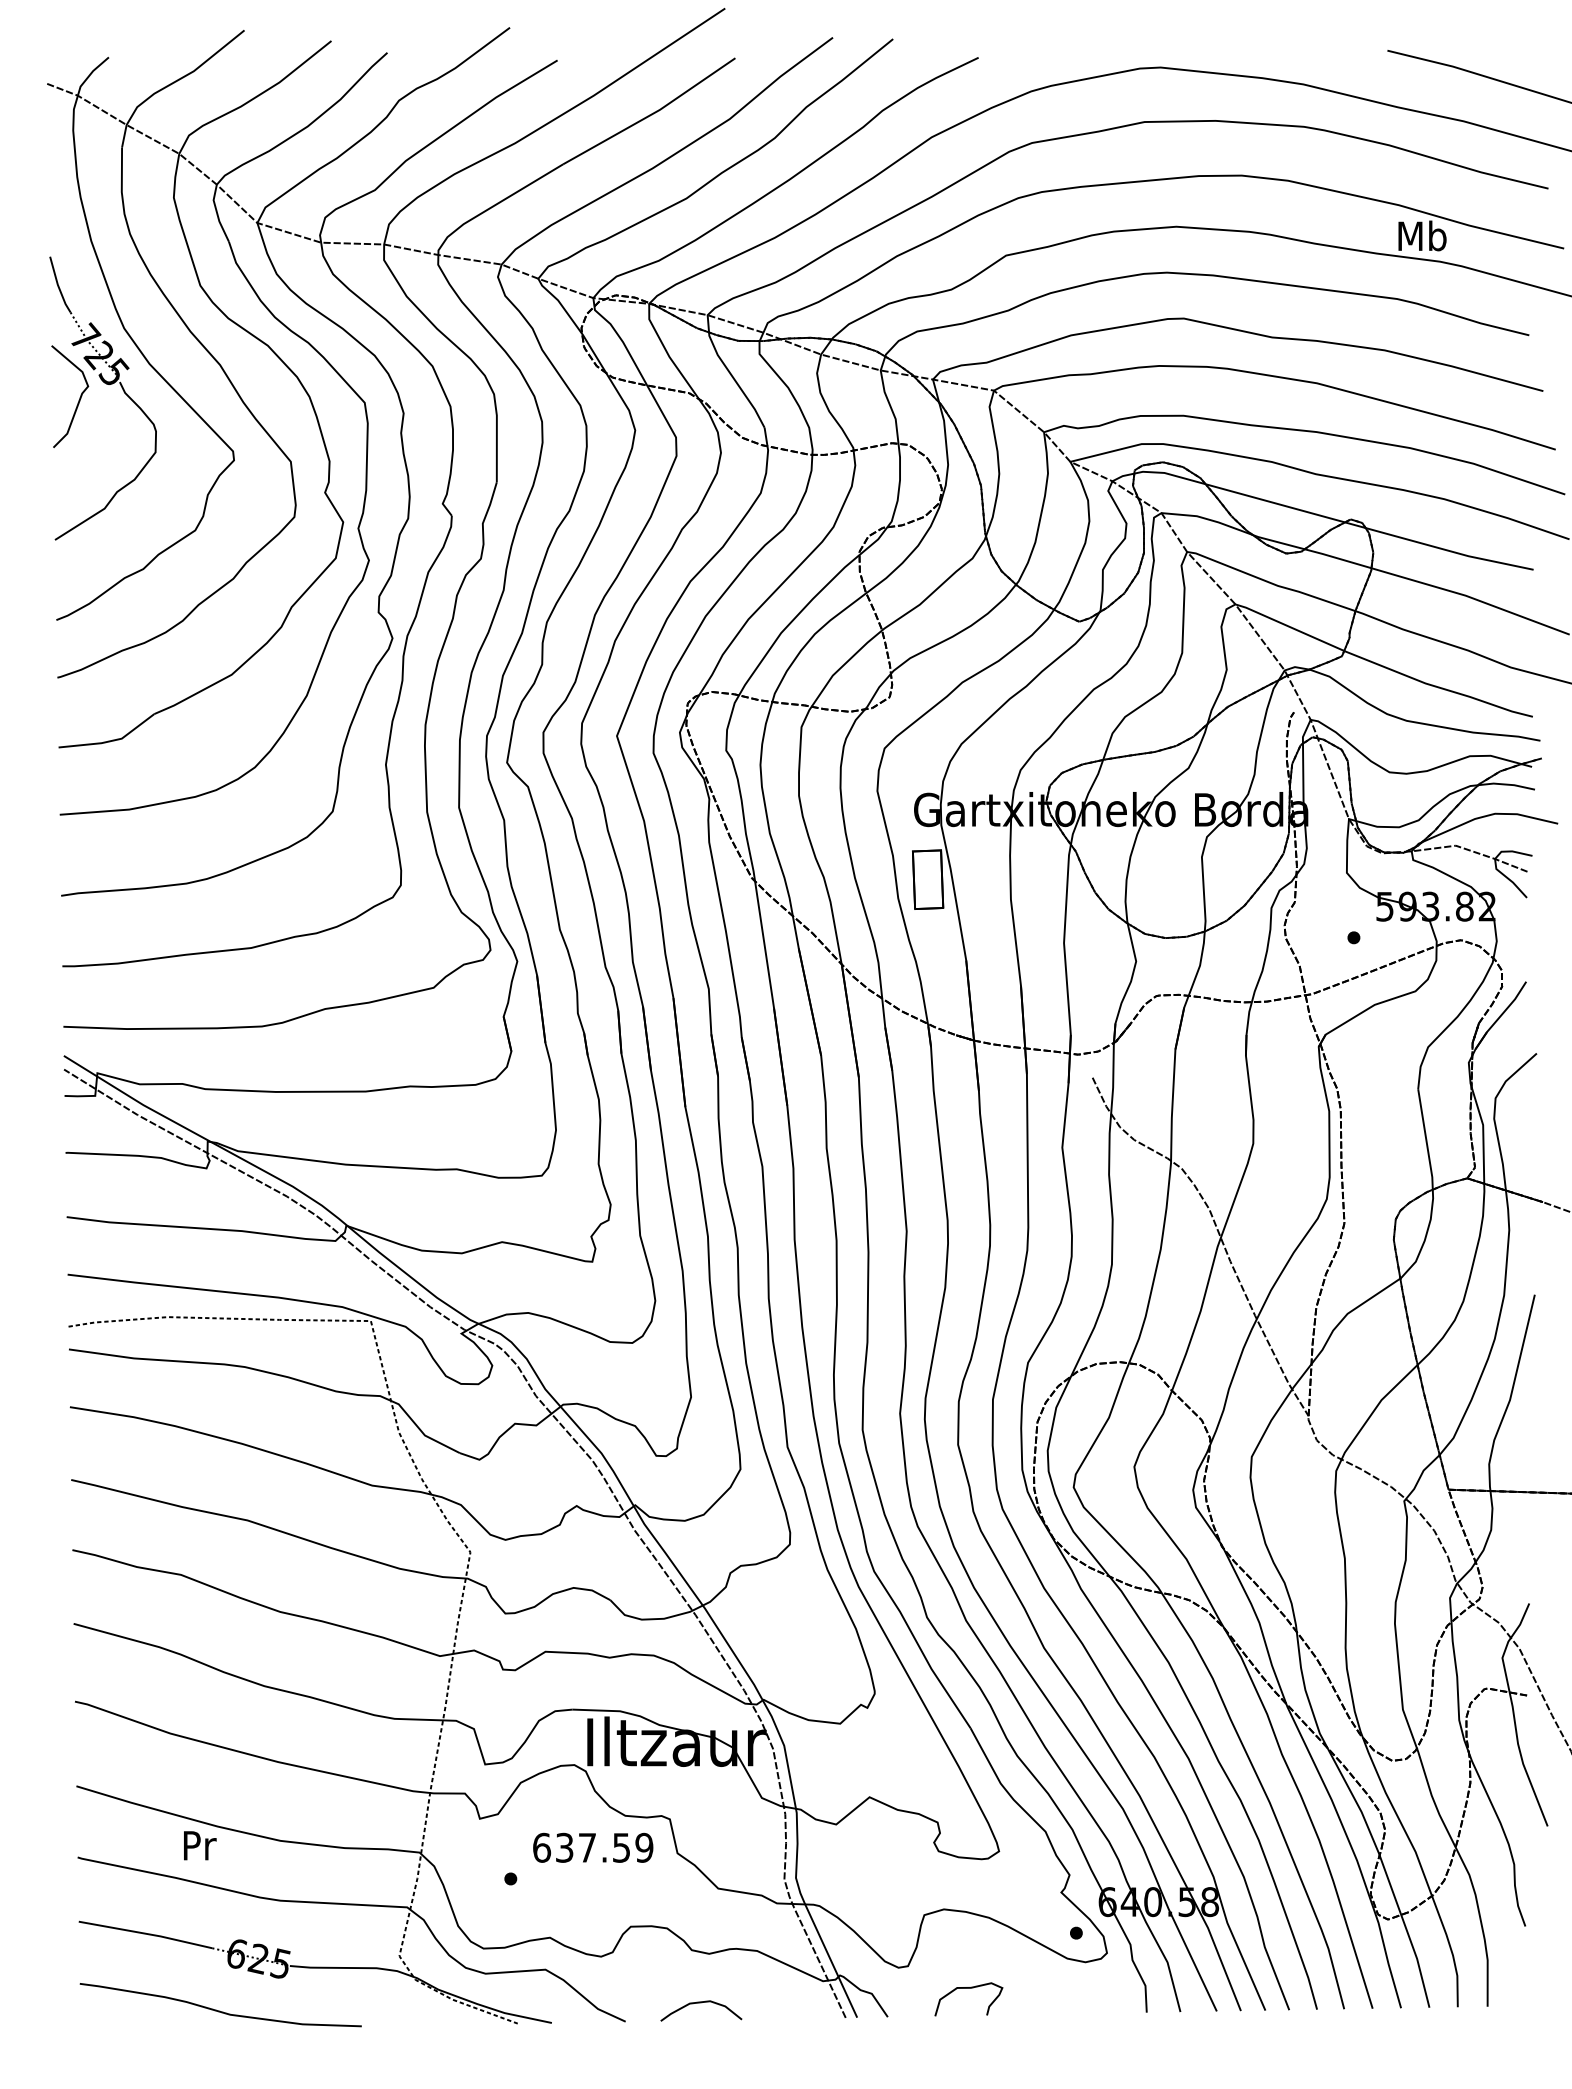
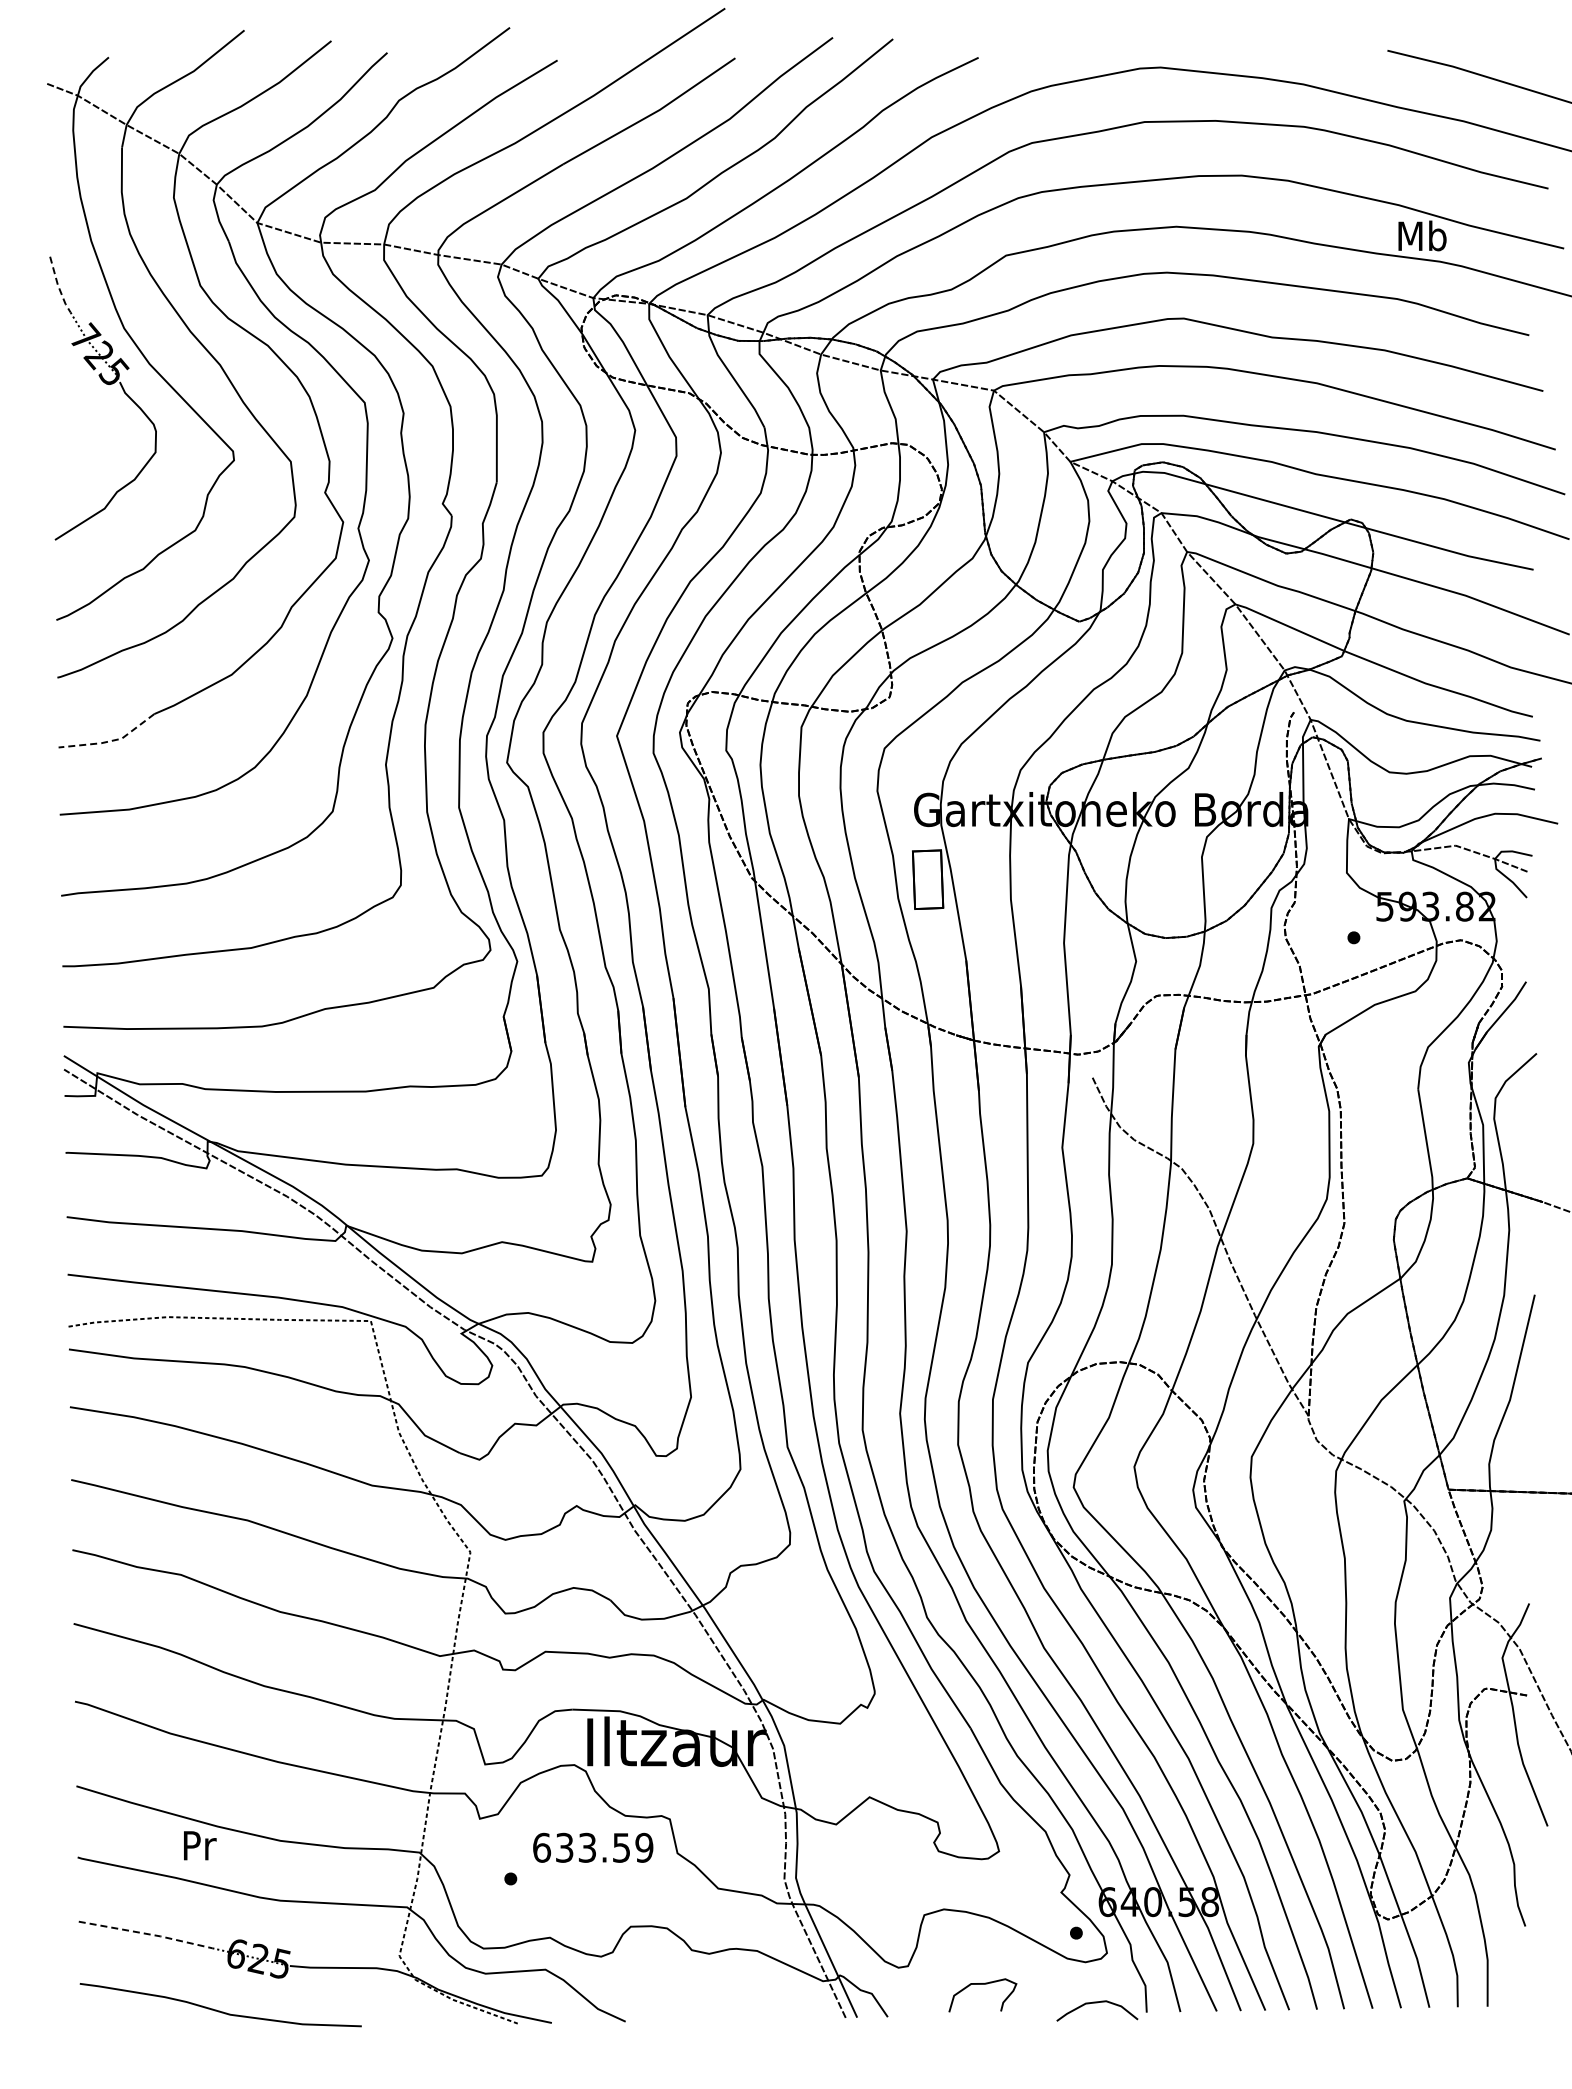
line: solid -> dashed (58, 285)
curve: present -> none (78, 400)
line: solid -> dashed (110, 741)
text: 637.59 -> 633.59 (586, 1847)
line: solid -> dashed (146, 1933)
curve position: (968, 1988) -> (982, 1984) (982, 1984)
curve position: (701, 2003) -> (1097, 2003) (1097, 2003)
